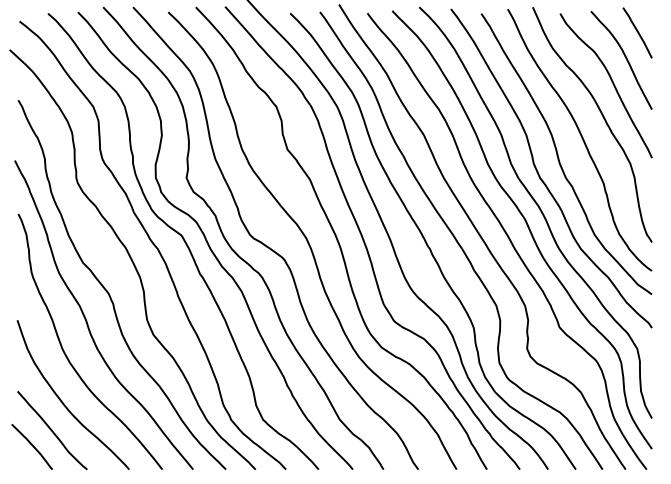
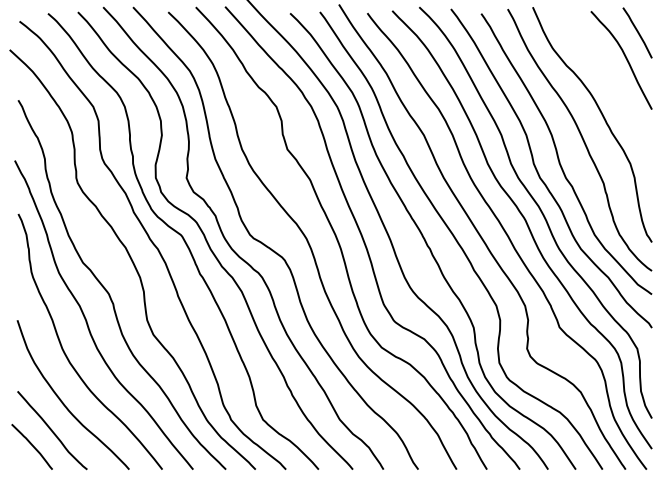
curve: present -> none (611, 82)
